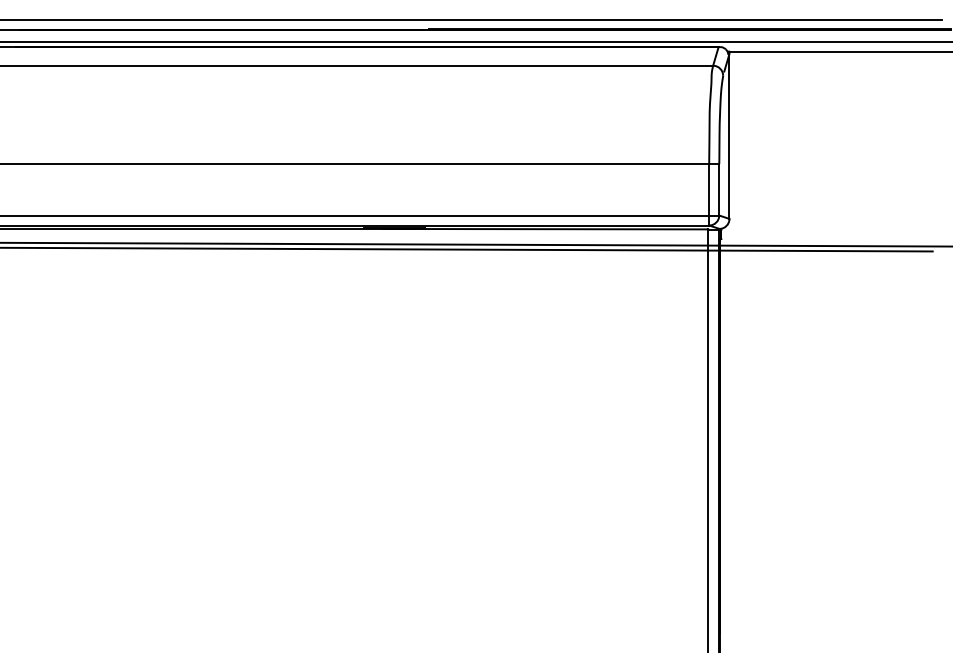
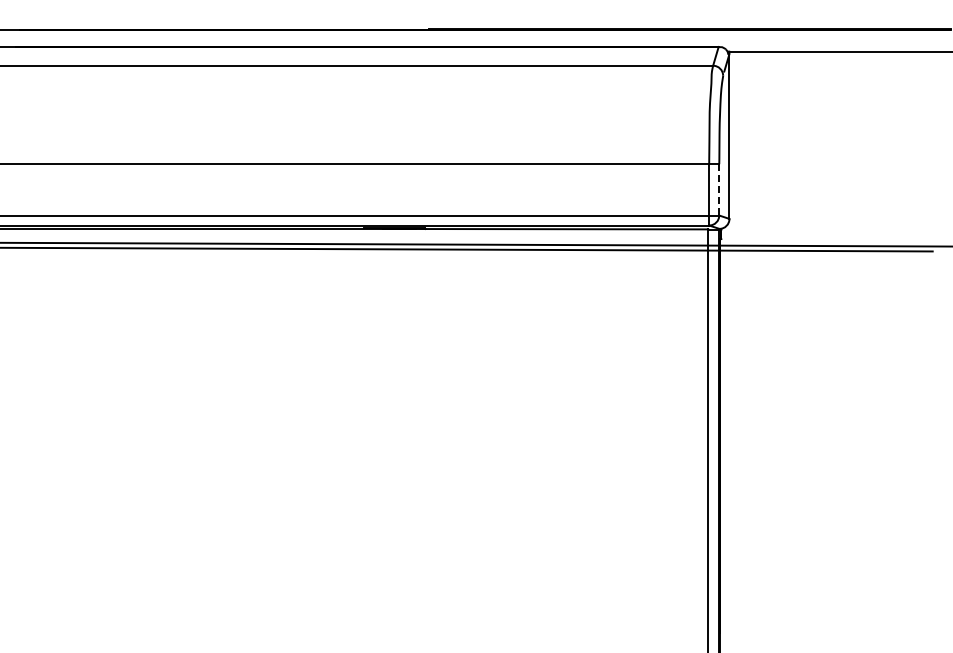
line: present -> none (471, 19)
line: present -> none (475, 42)
line: solid -> dashed (719, 189)
